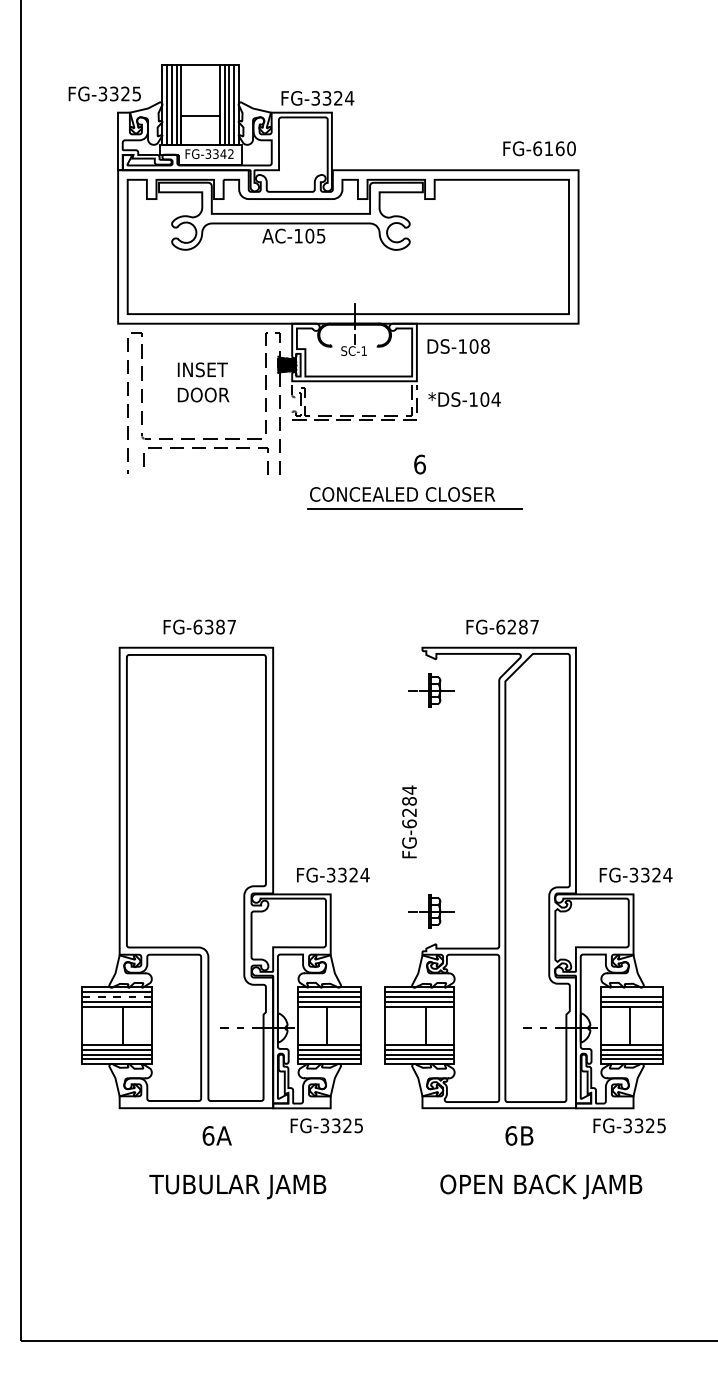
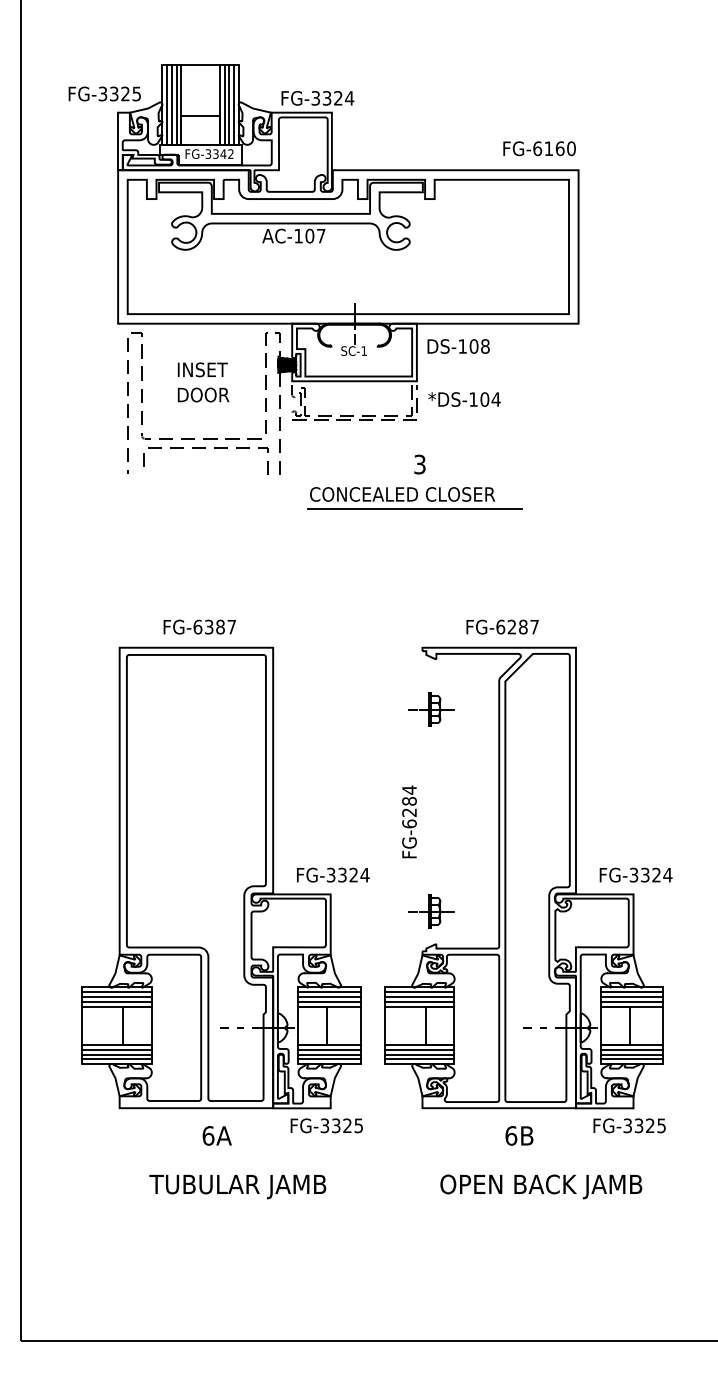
text: AC-105 -> AC-107 (321, 236)
text: 6 -> 3 (419, 464)
part position: (431, 690) -> (431, 709) (431, 709)
line: none -> present (632, 992)
line: dashed -> solid (116, 997)
